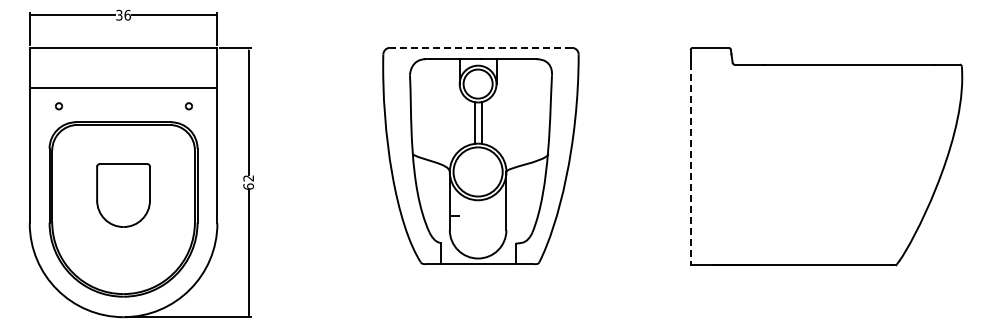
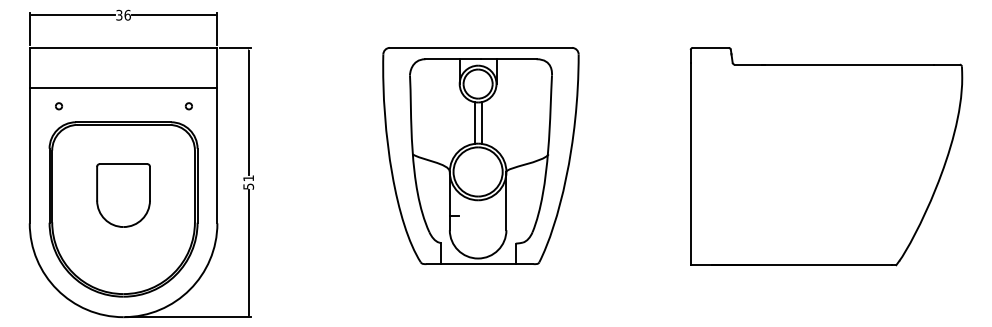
line: dashed -> solid (480, 47)
line: dashed -> solid (690, 164)
text: 62 -> 51 (248, 182)
